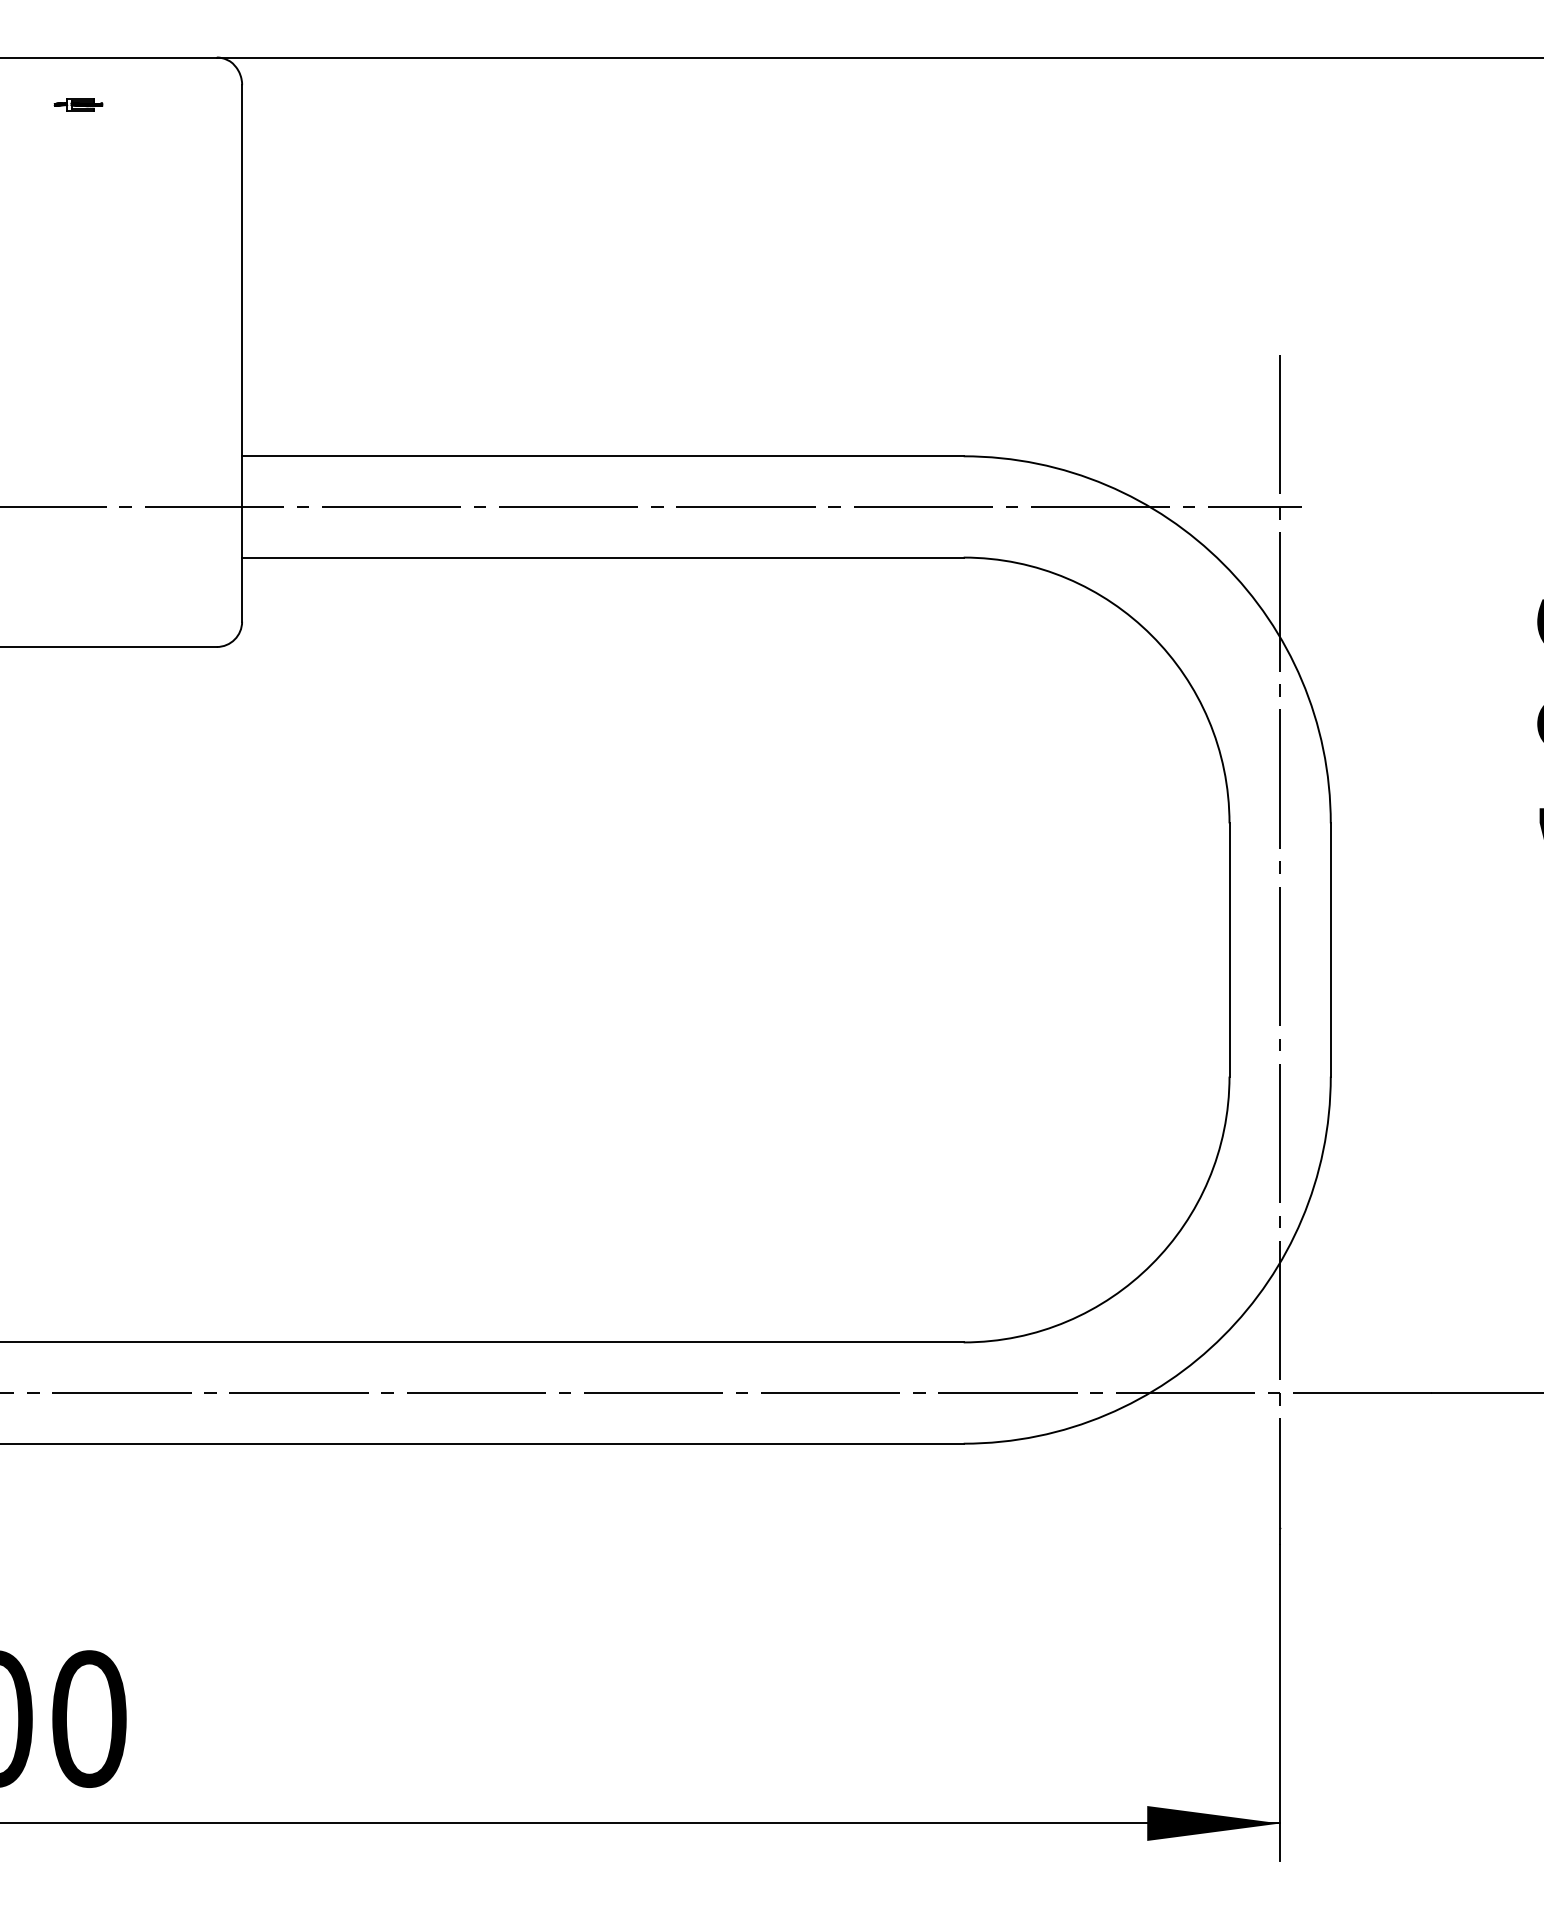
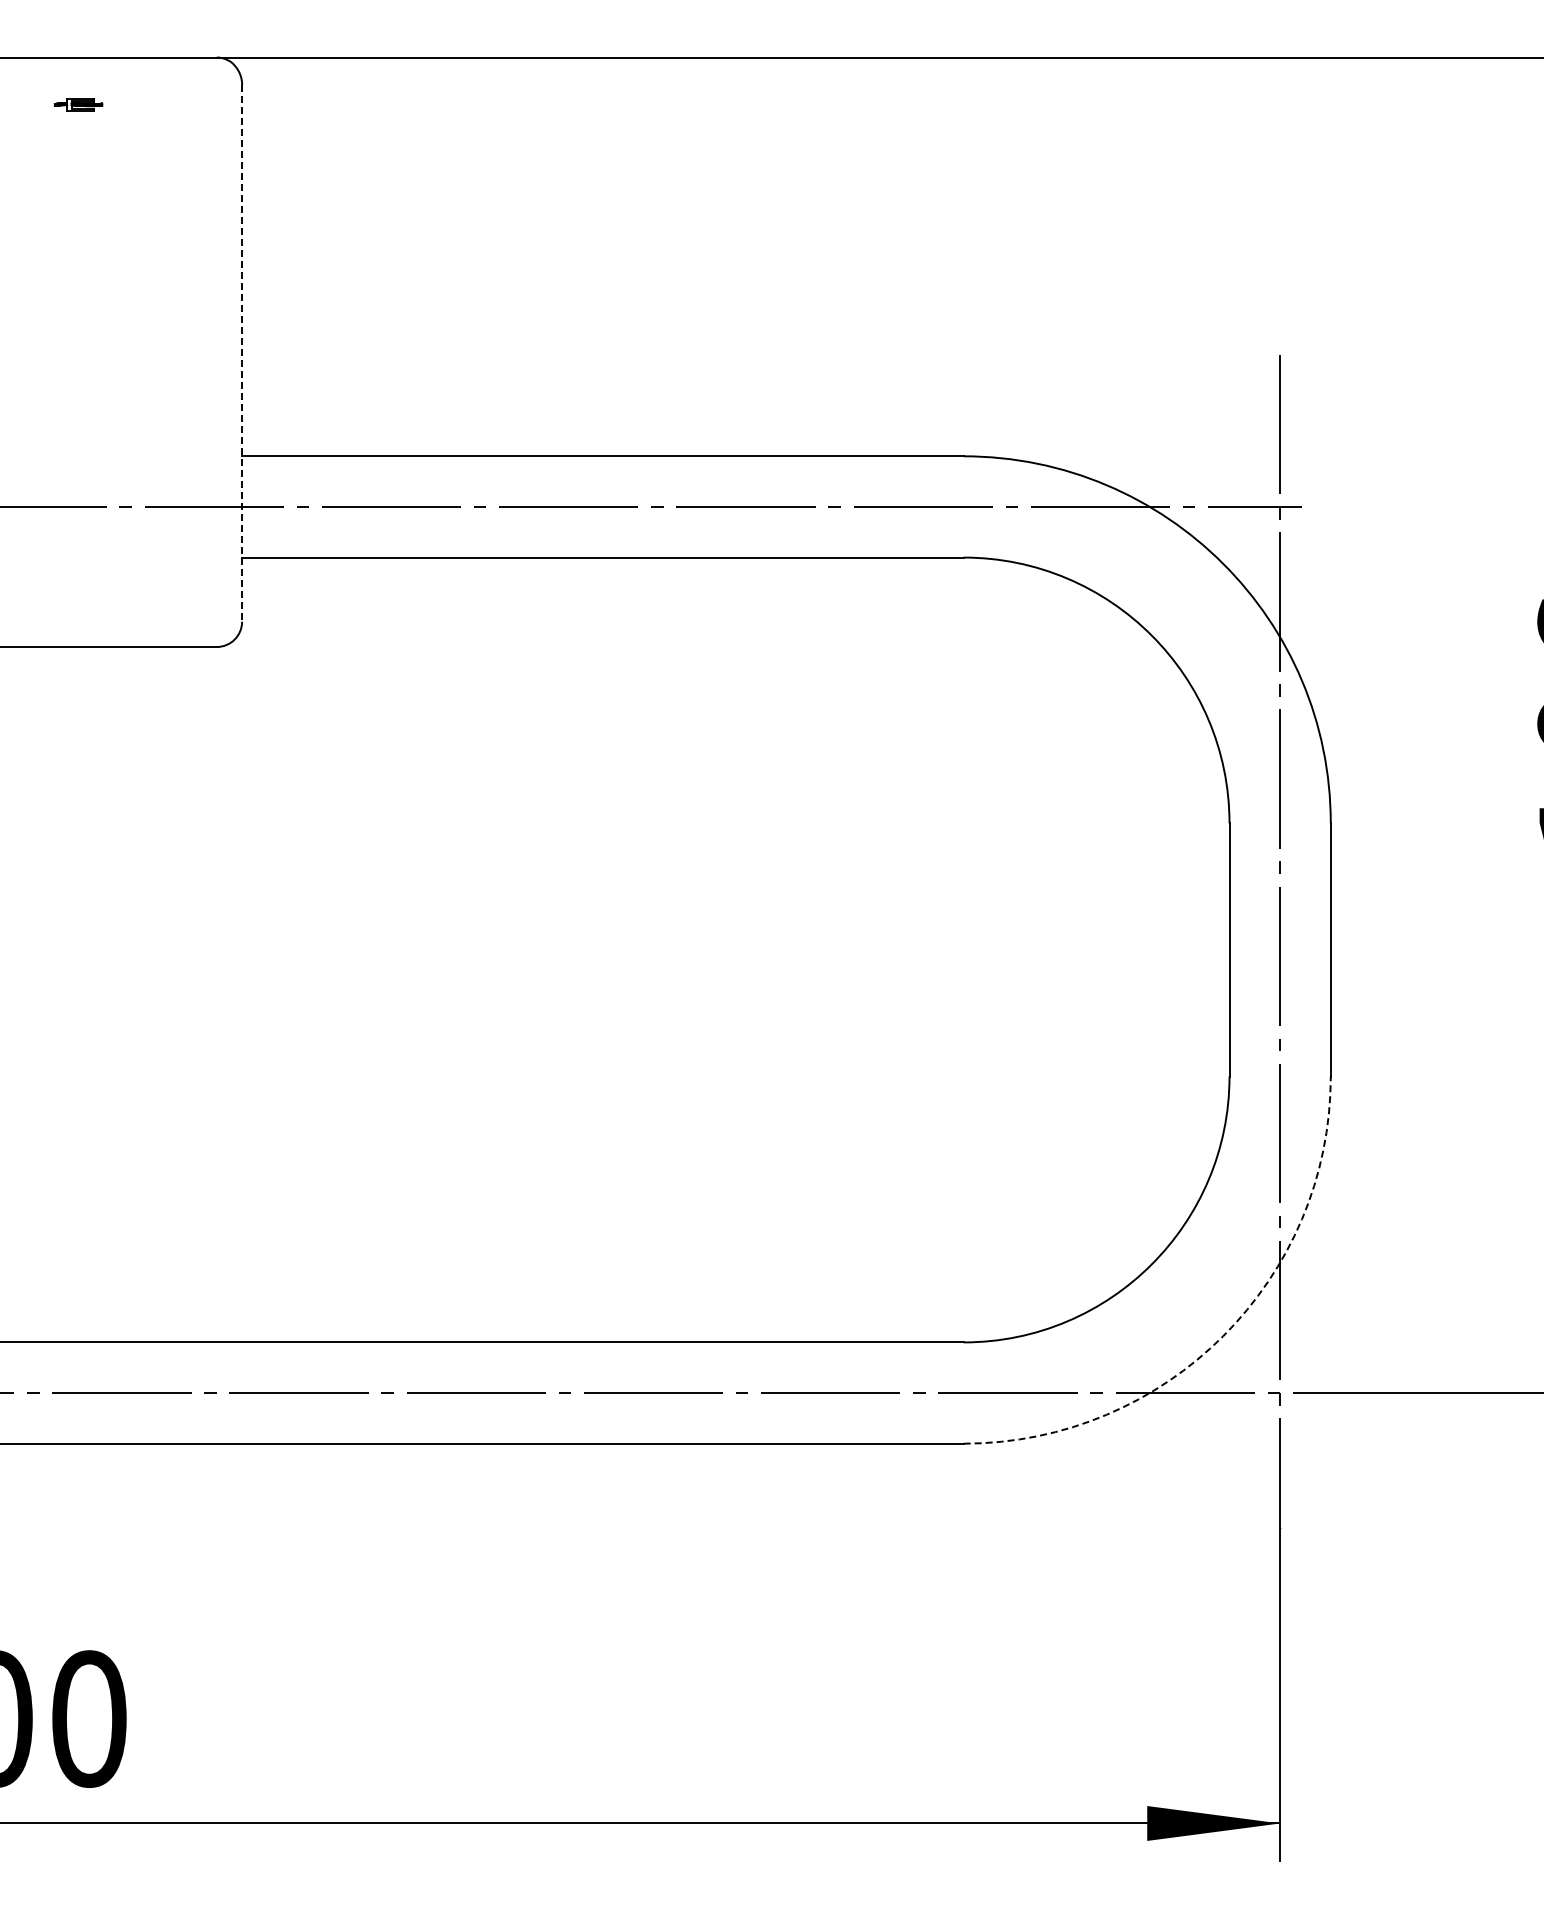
line: solid -> dashed (242, 353)
arc: solid -> dashed (1223, 1336)
